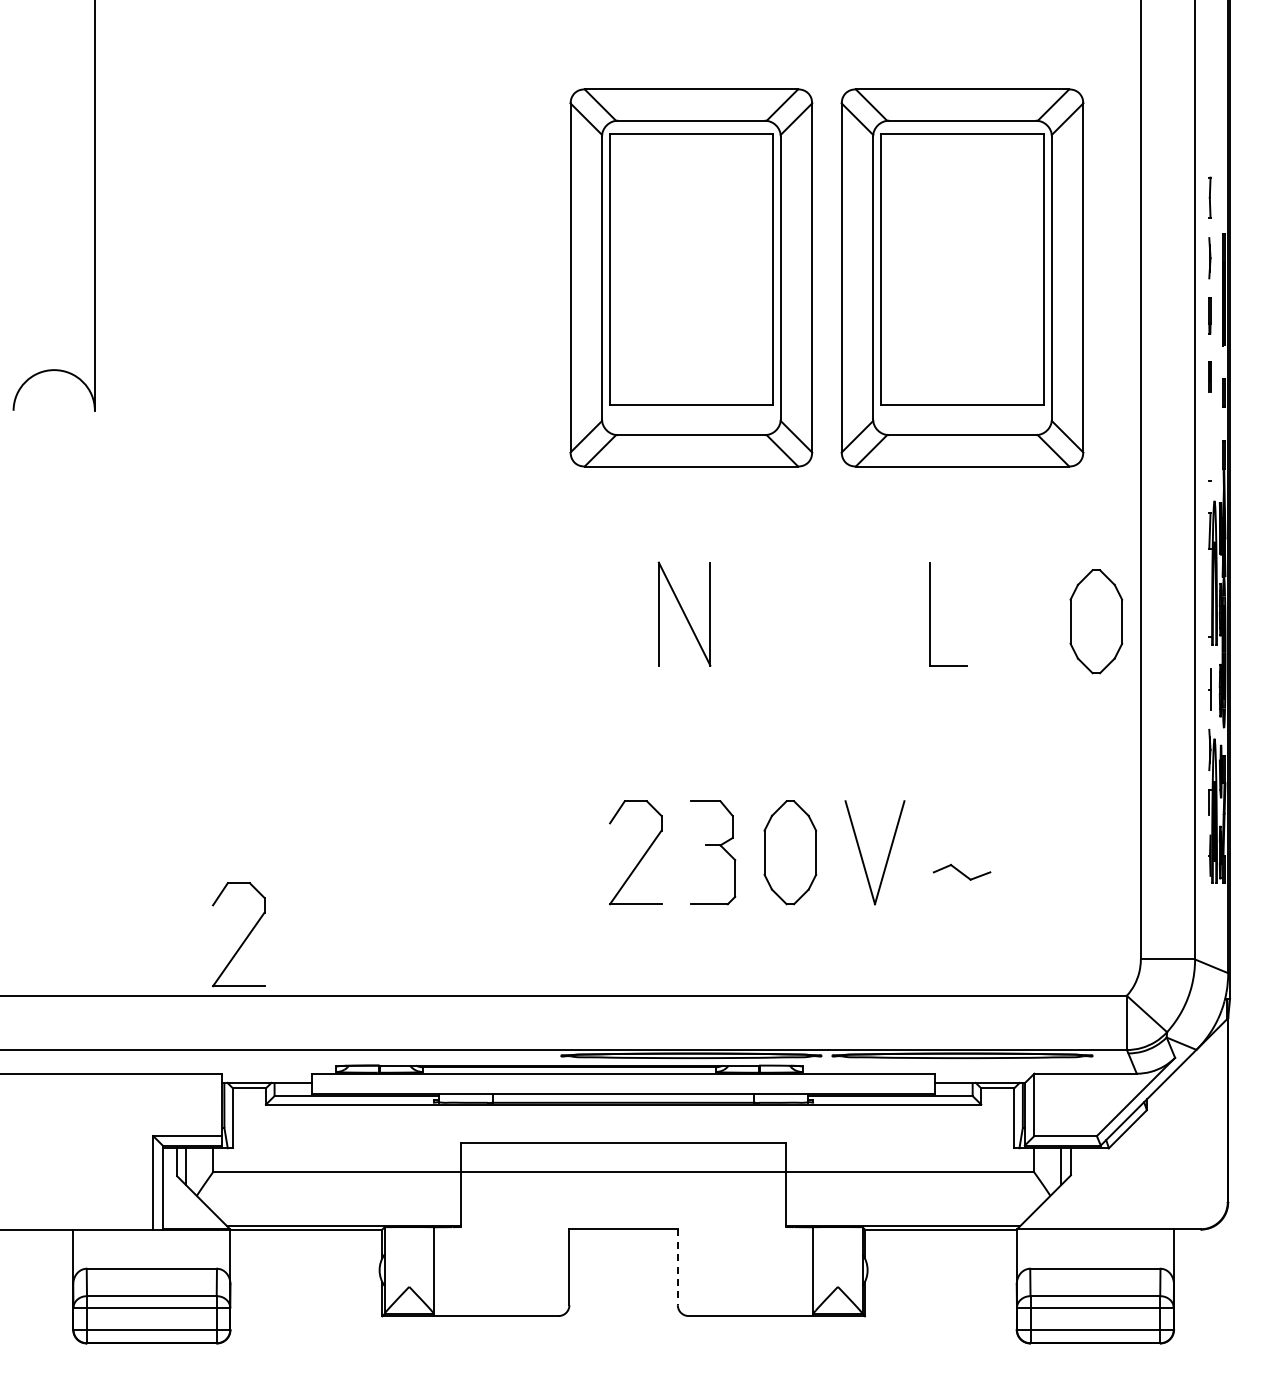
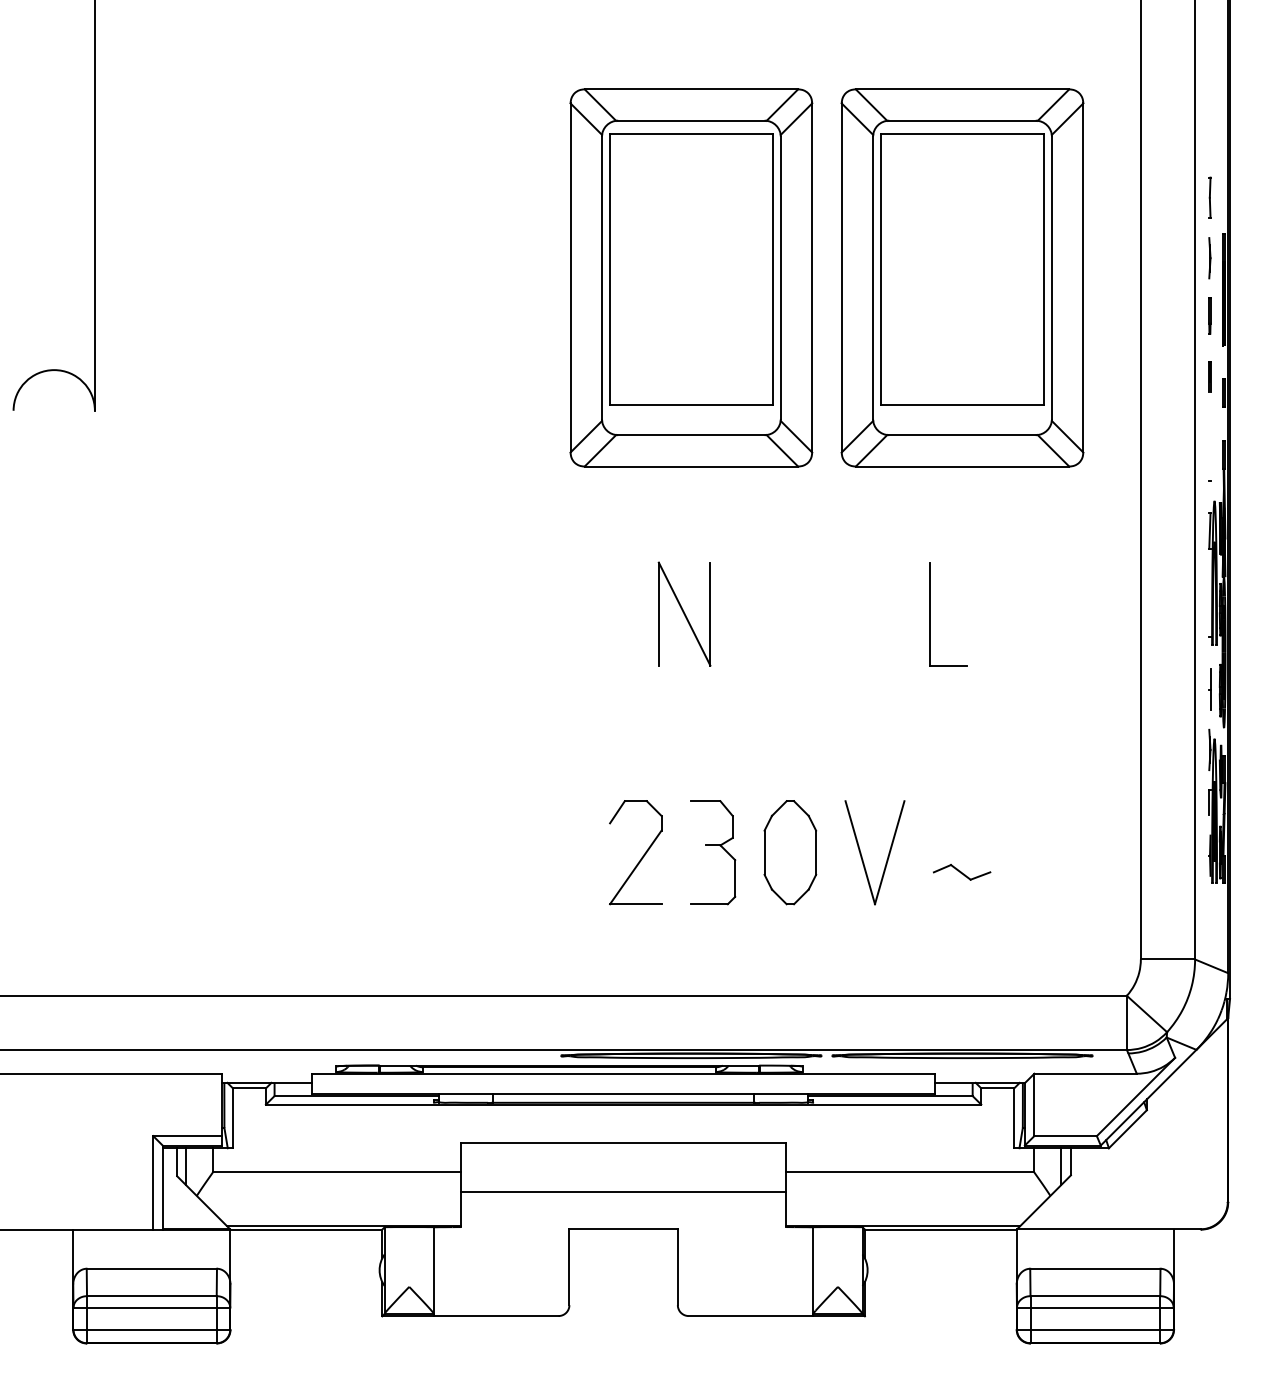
part: present -> none (1096, 621)
part: present -> none (244, 939)
line position: (623, 1171) -> (623, 1191) (623, 1191)
line: dashed -> solid (677, 1267)
